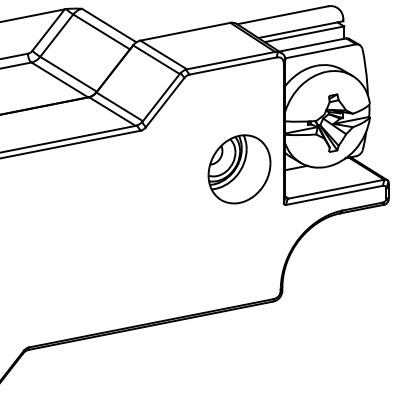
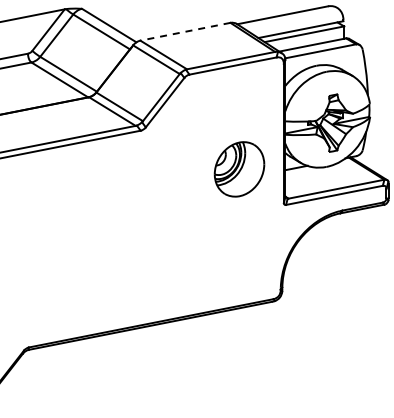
line: solid -> dashed (185, 31)
part size: 65x71 px -> 53x57 px (239, 169)
